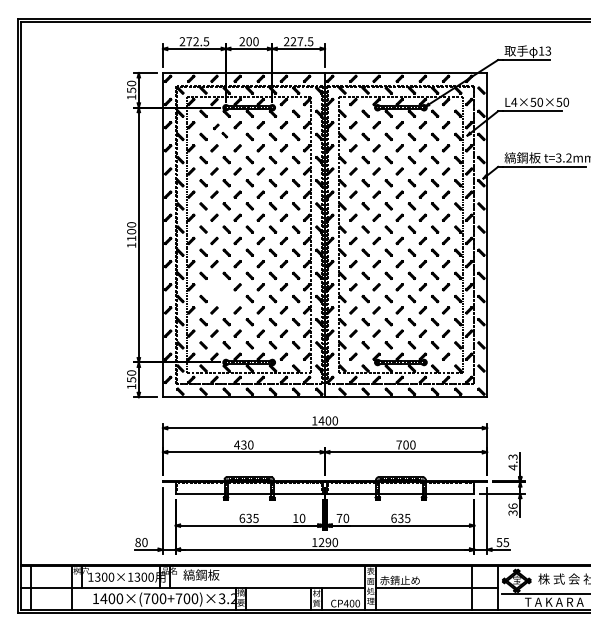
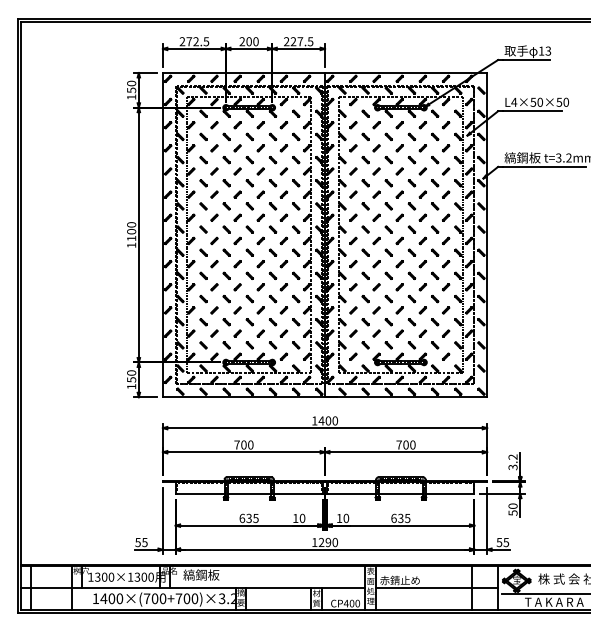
part size: 15x16 px -> 21x20 px (220, 130)
part: none -> present (220, 293)
text: 430 -> 700 (240, 444)
text: 4.3 -> 3.2 (512, 462)
text: 36 -> 50 (512, 509)
text: 70 -> 10 (339, 518)
text: 80 -> 55 (141, 542)
